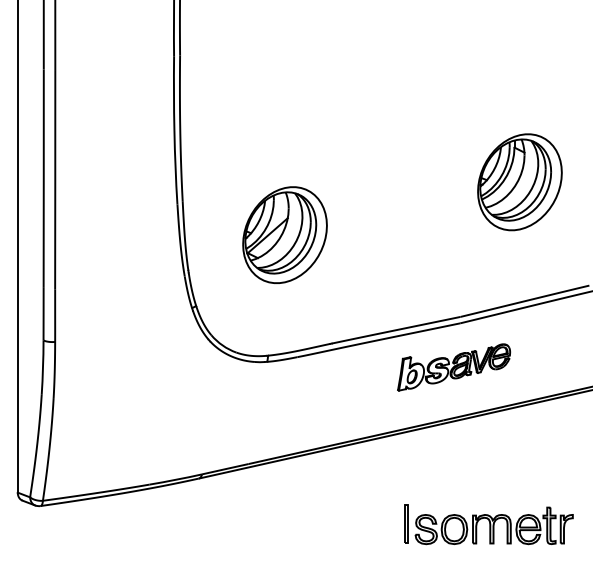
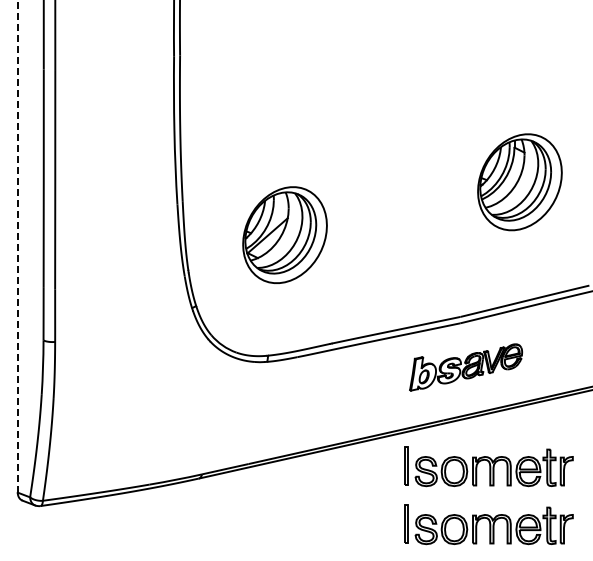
line: solid -> dashed (17, 245)
part position: (454, 367) -> (466, 367) (466, 367)
part: none -> present (488, 466)
